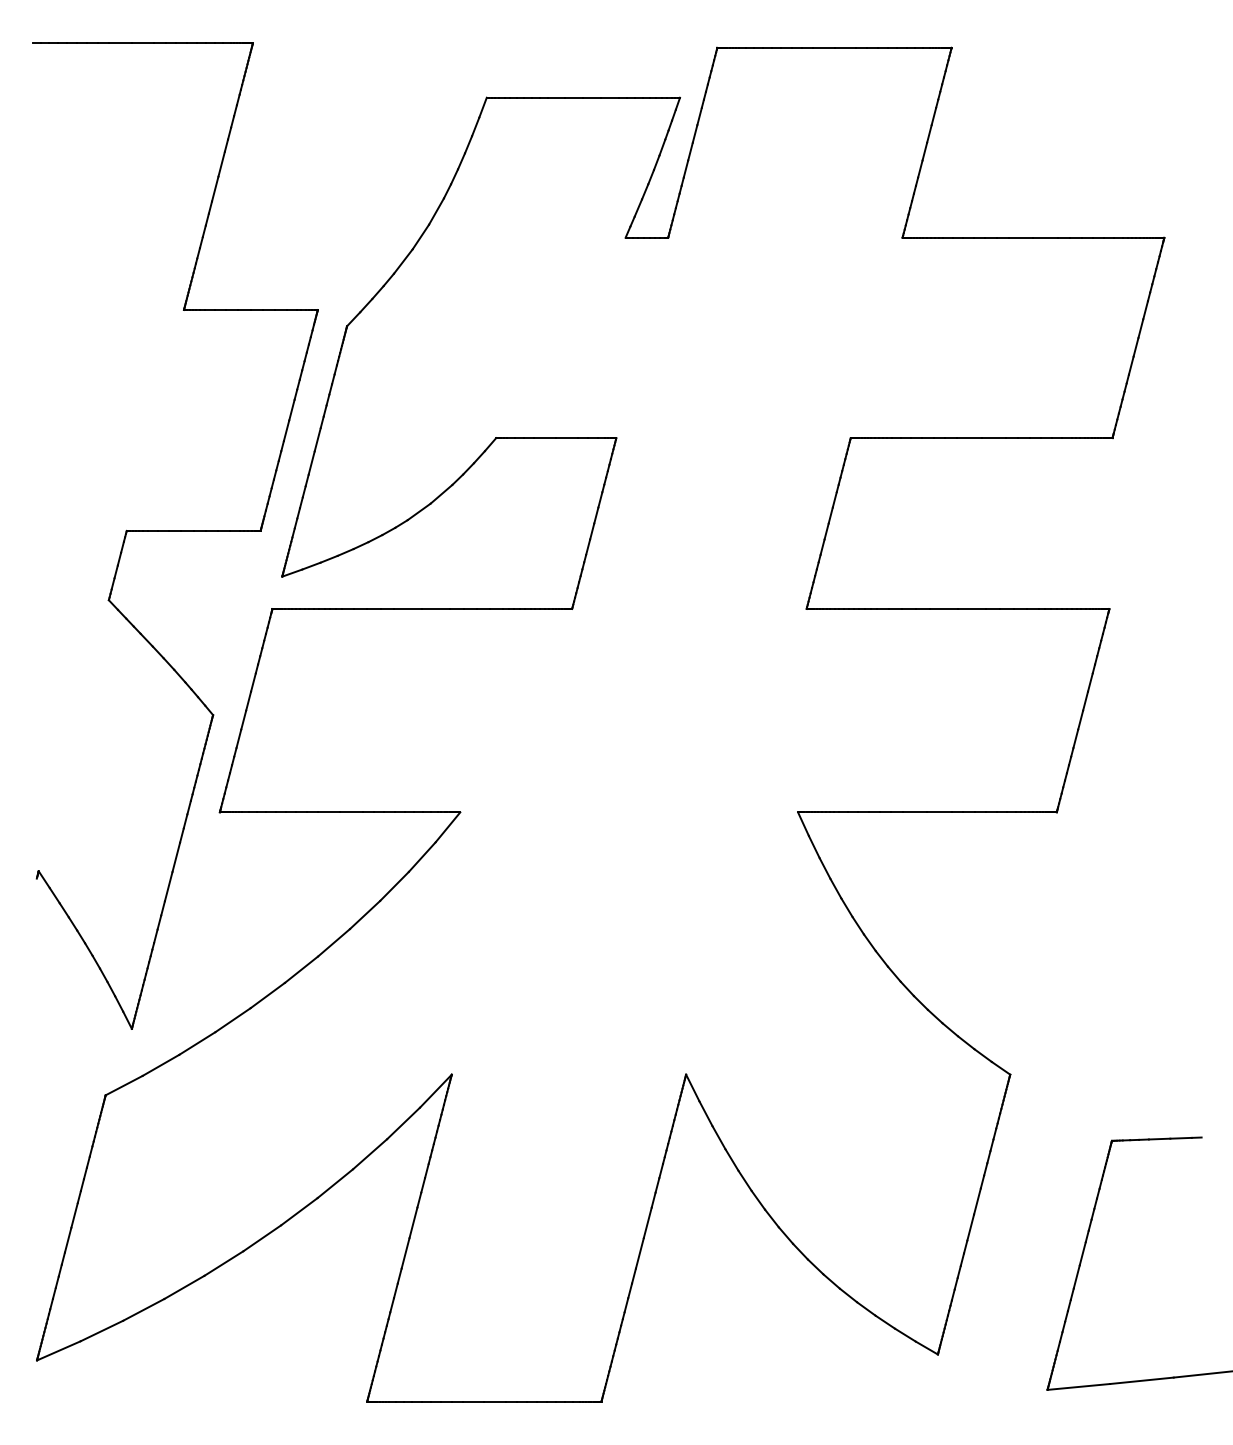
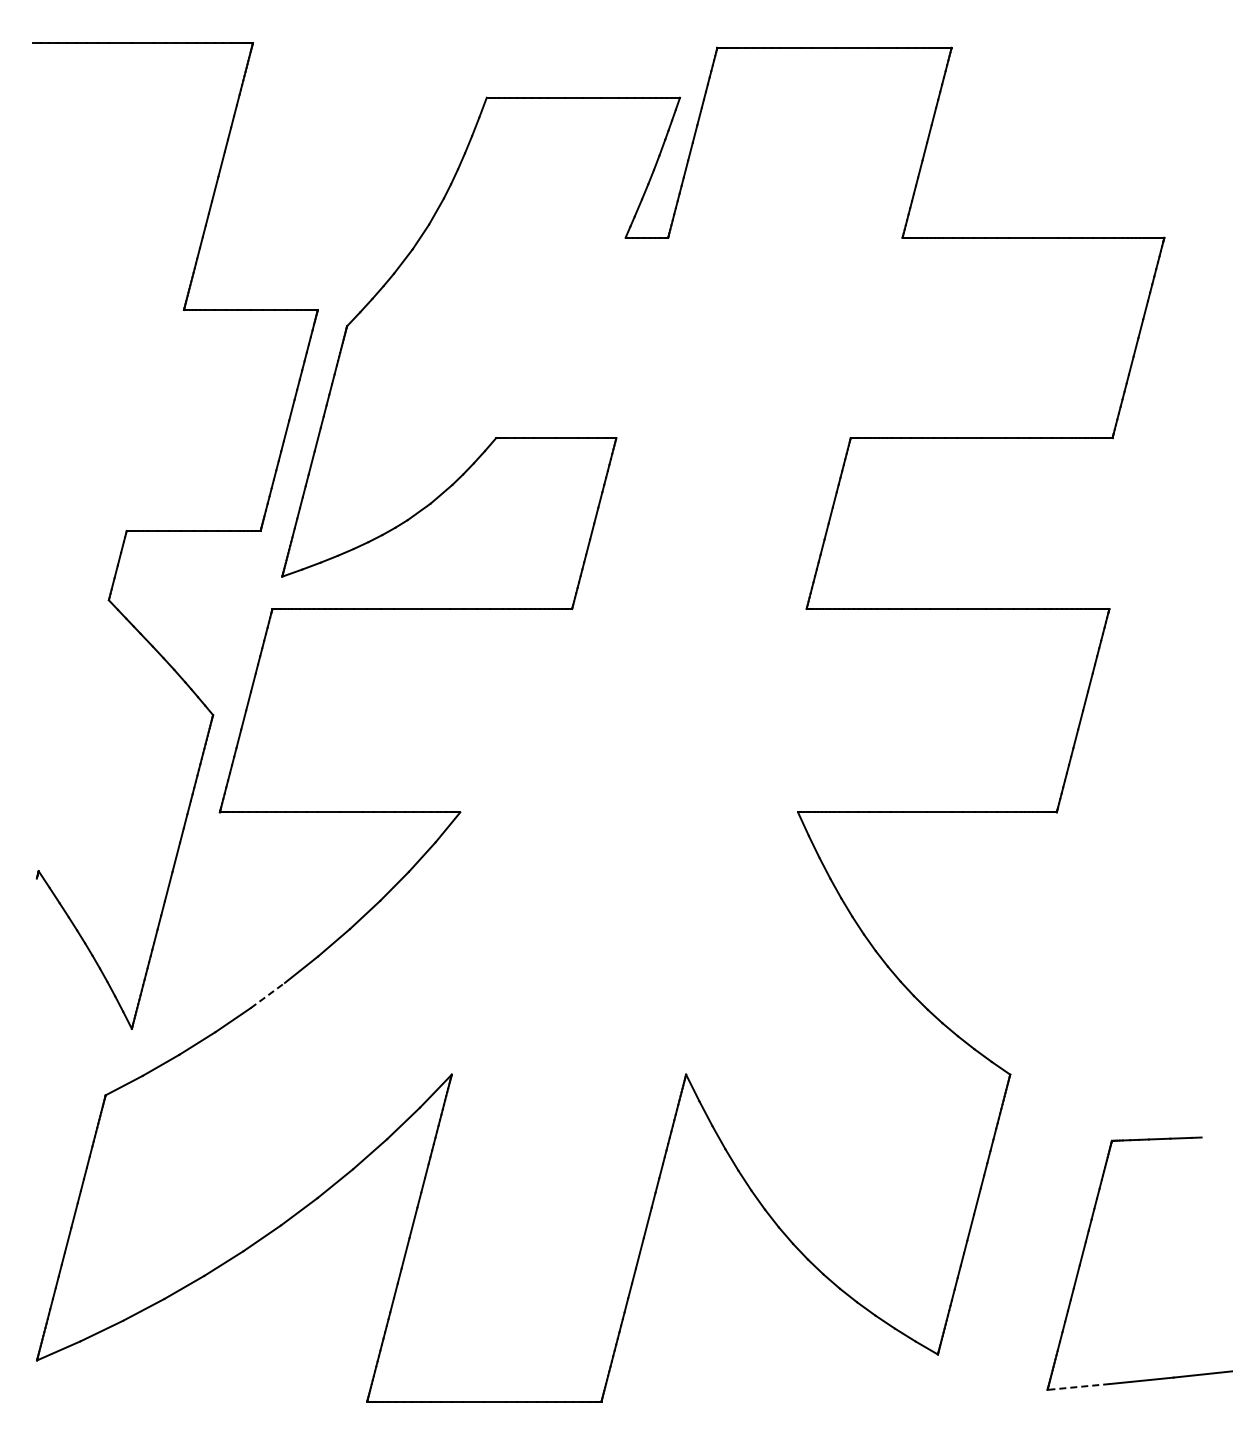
line: solid -> dashed (268, 995)
line: solid -> dashed (1078, 1386)
